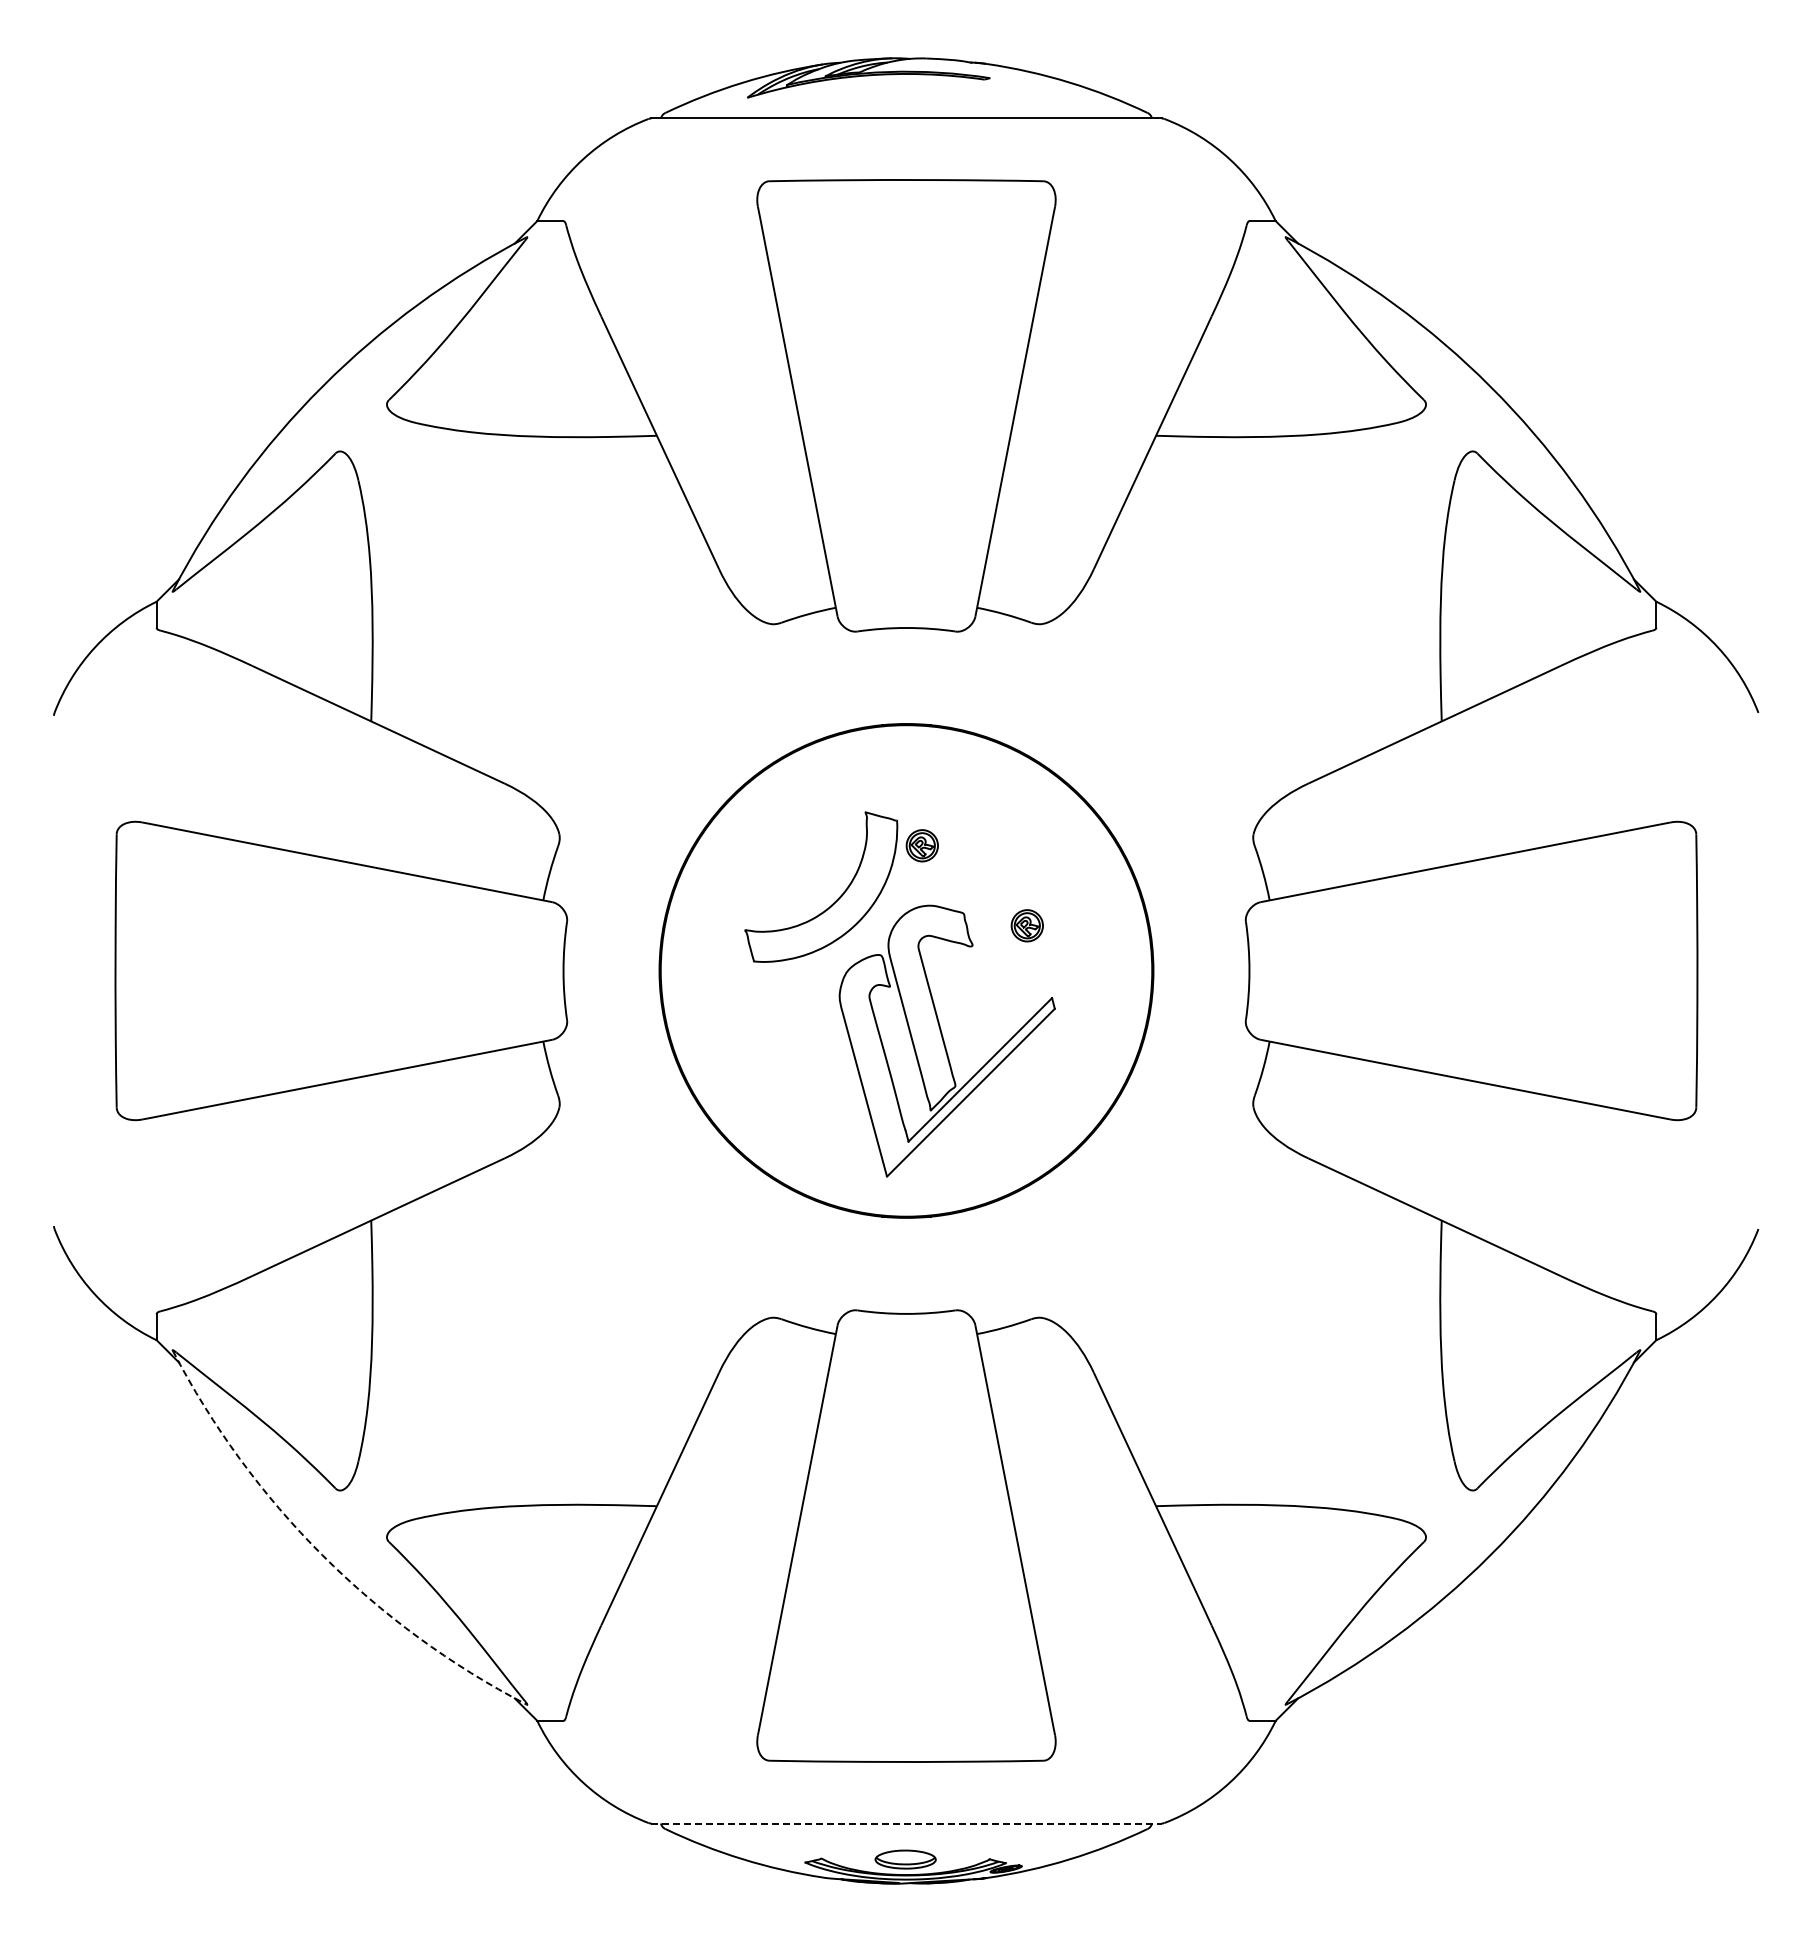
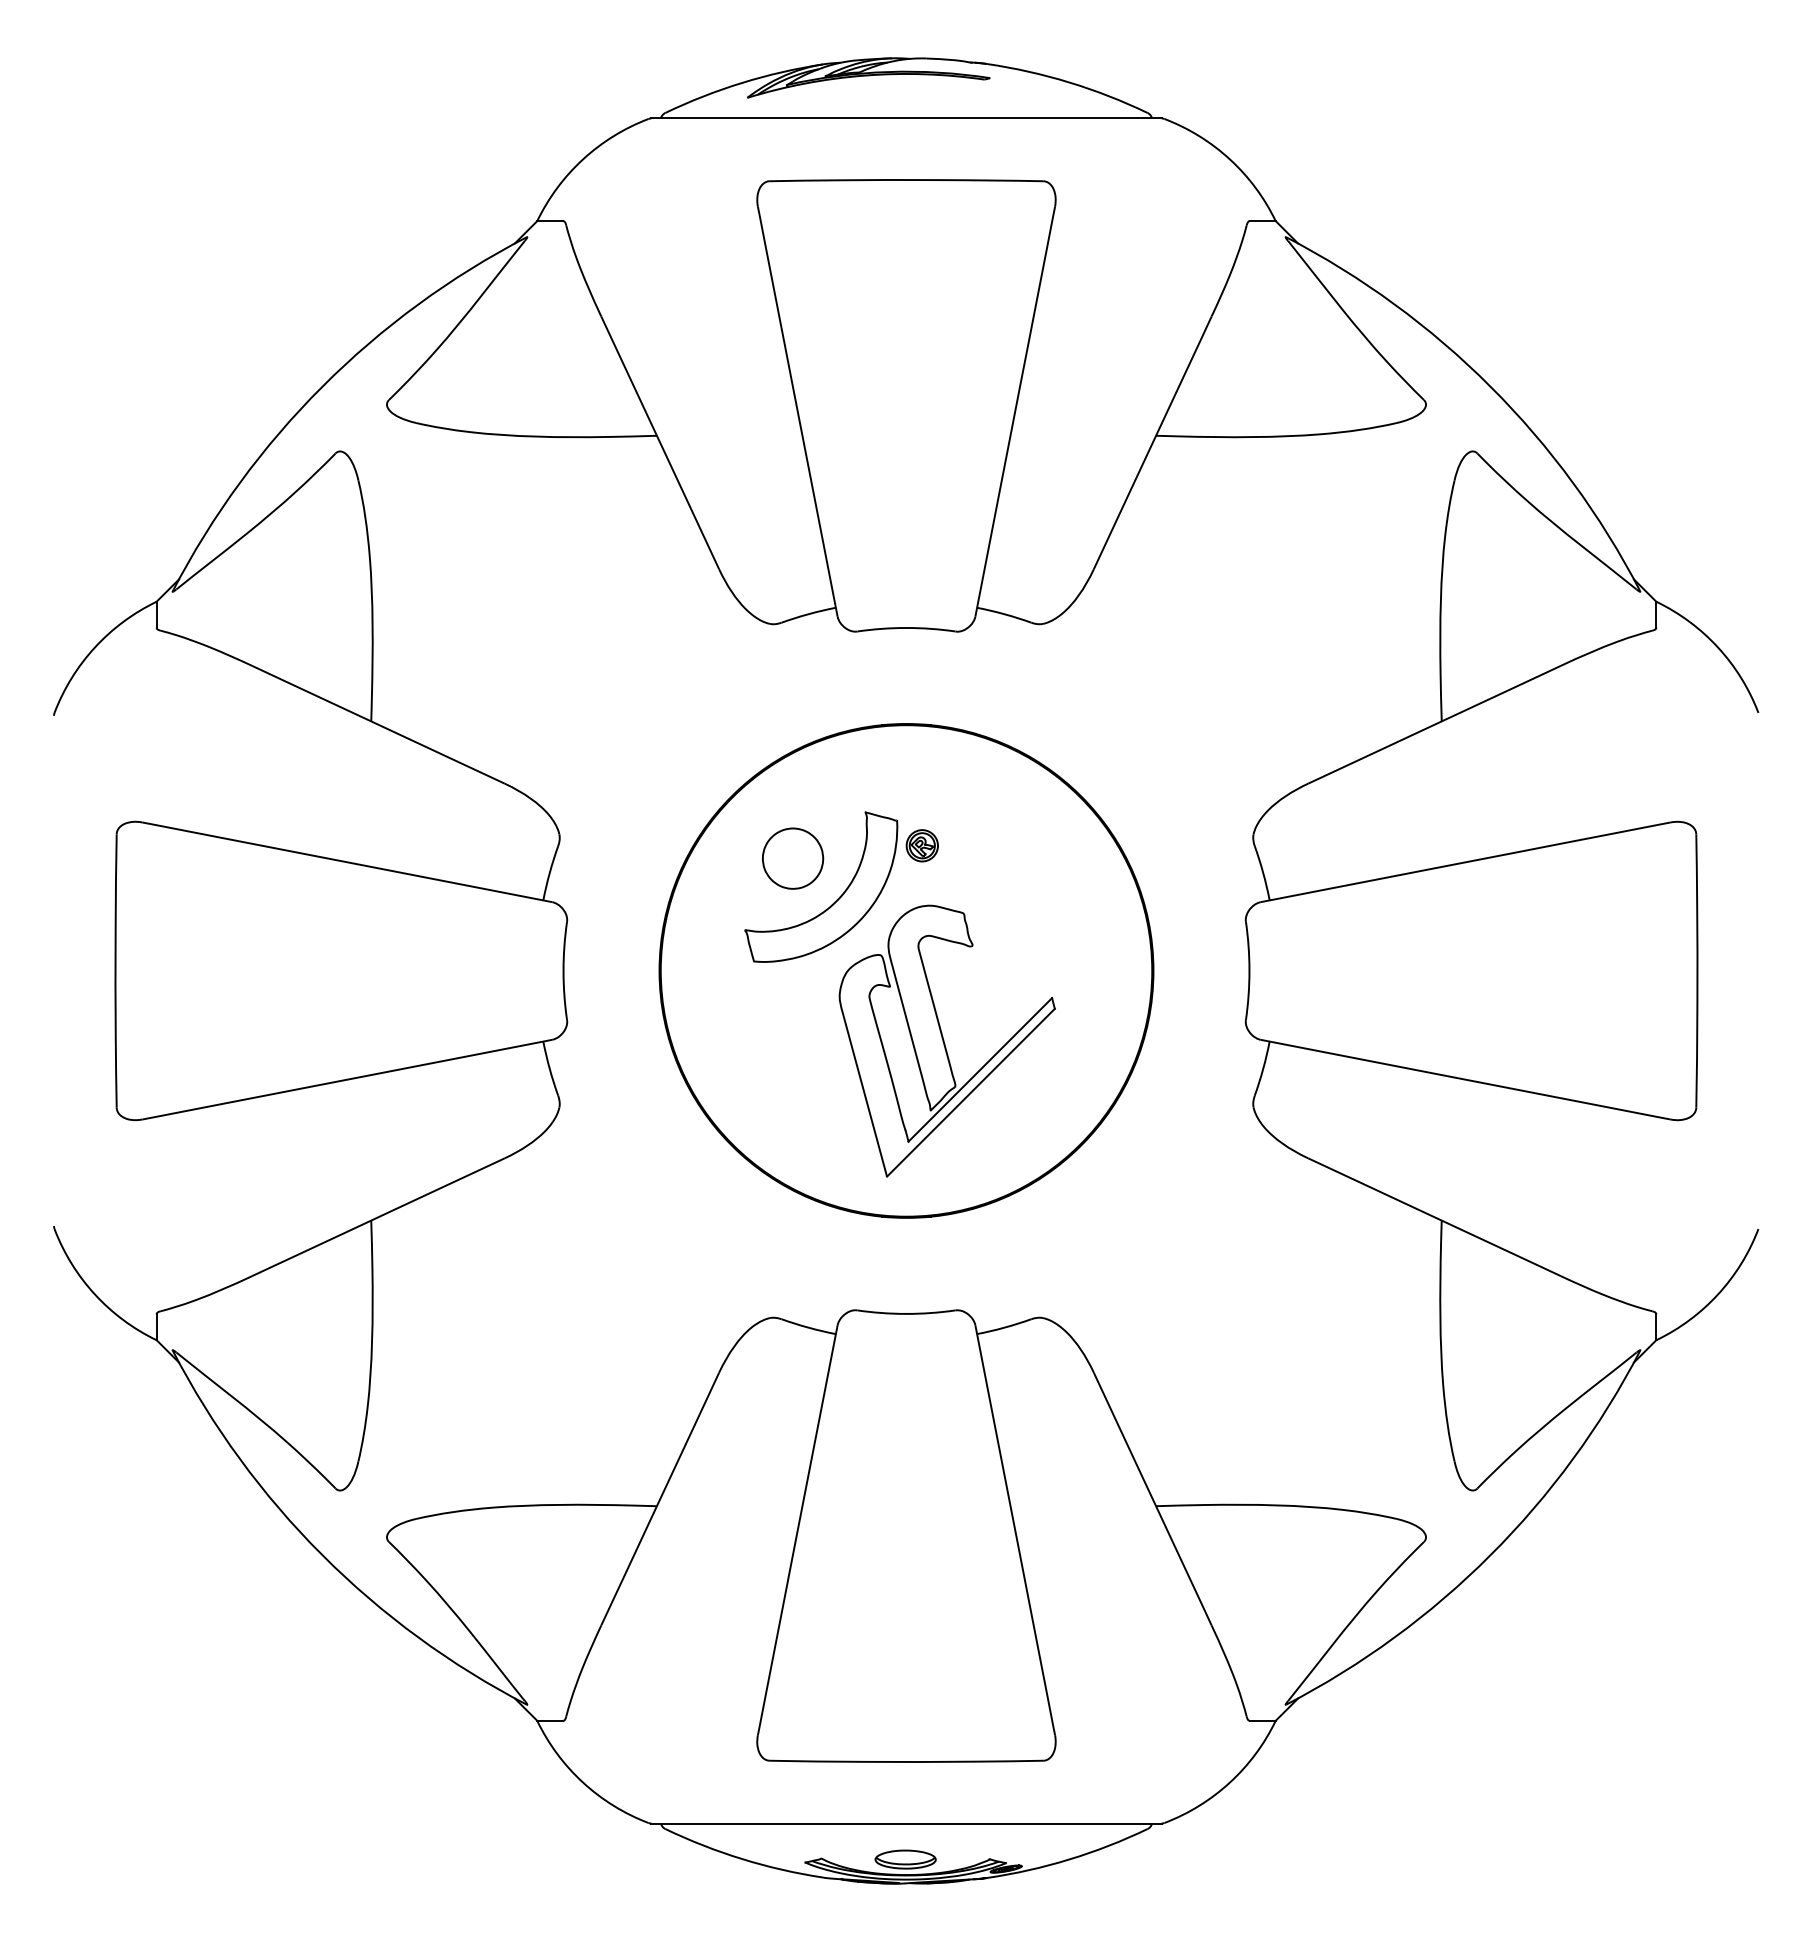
part: none -> present (793, 858)
part: present -> none (1026, 925)
arc: dashed -> solid (322, 1555)
line: dashed -> solid (907, 1823)
